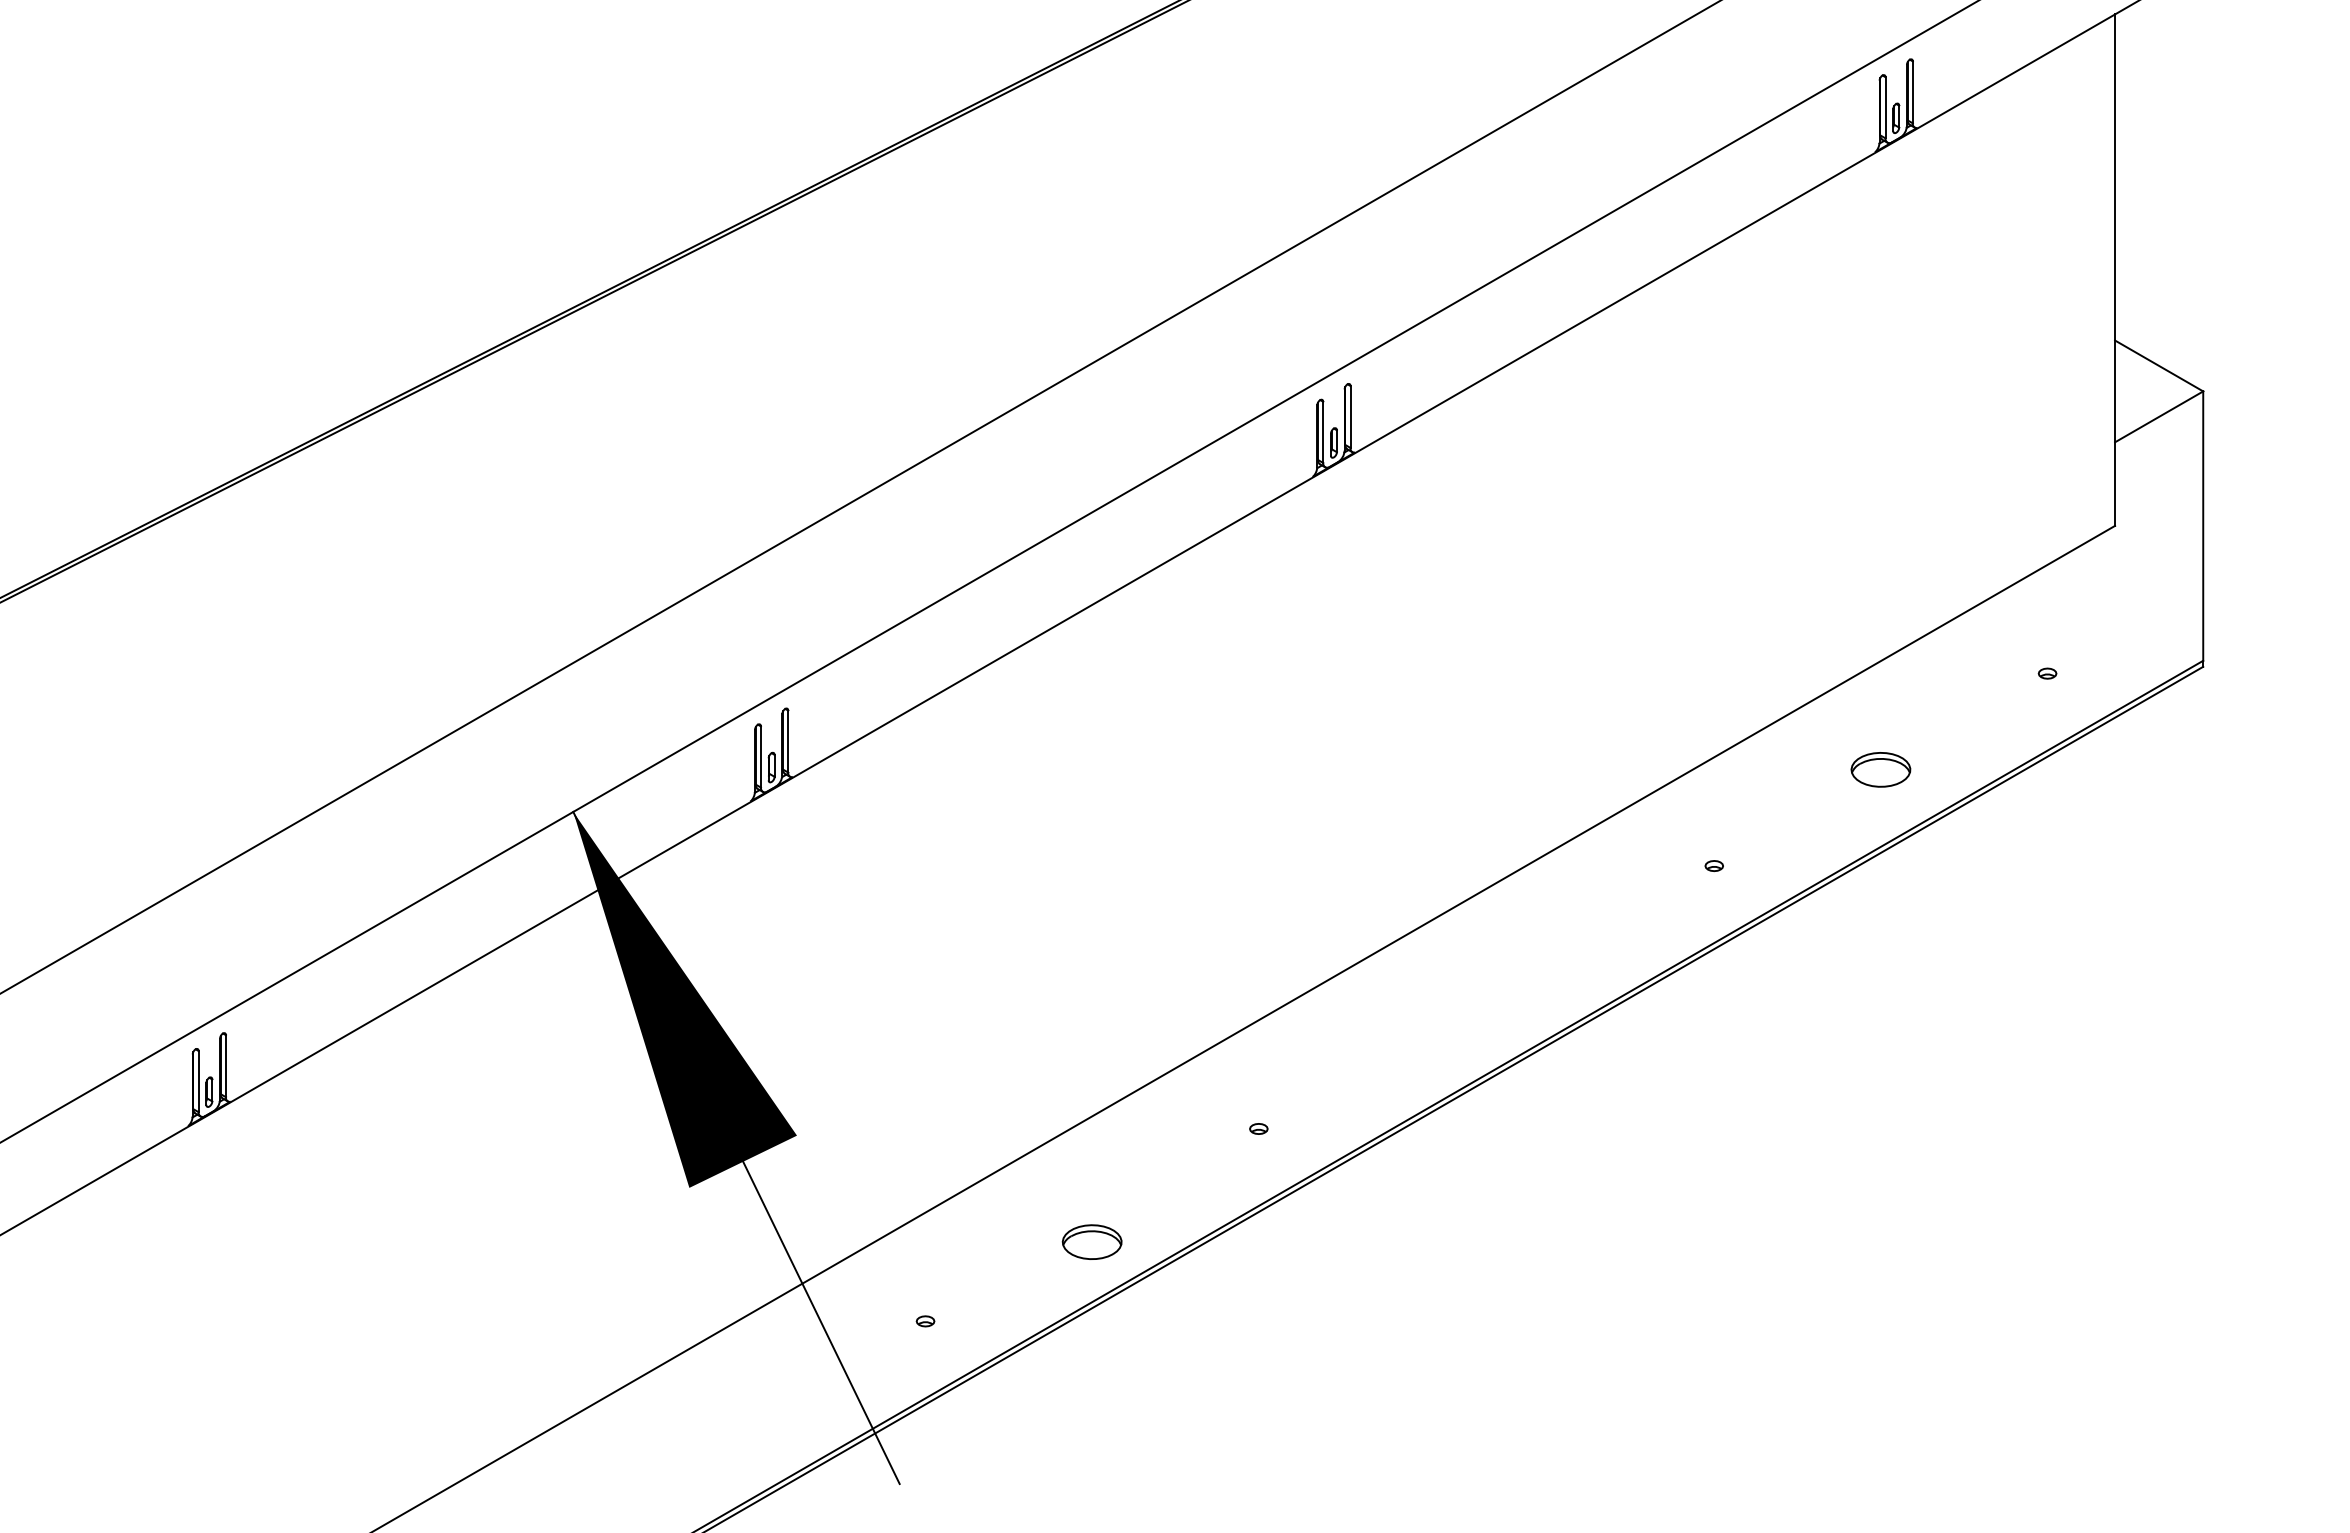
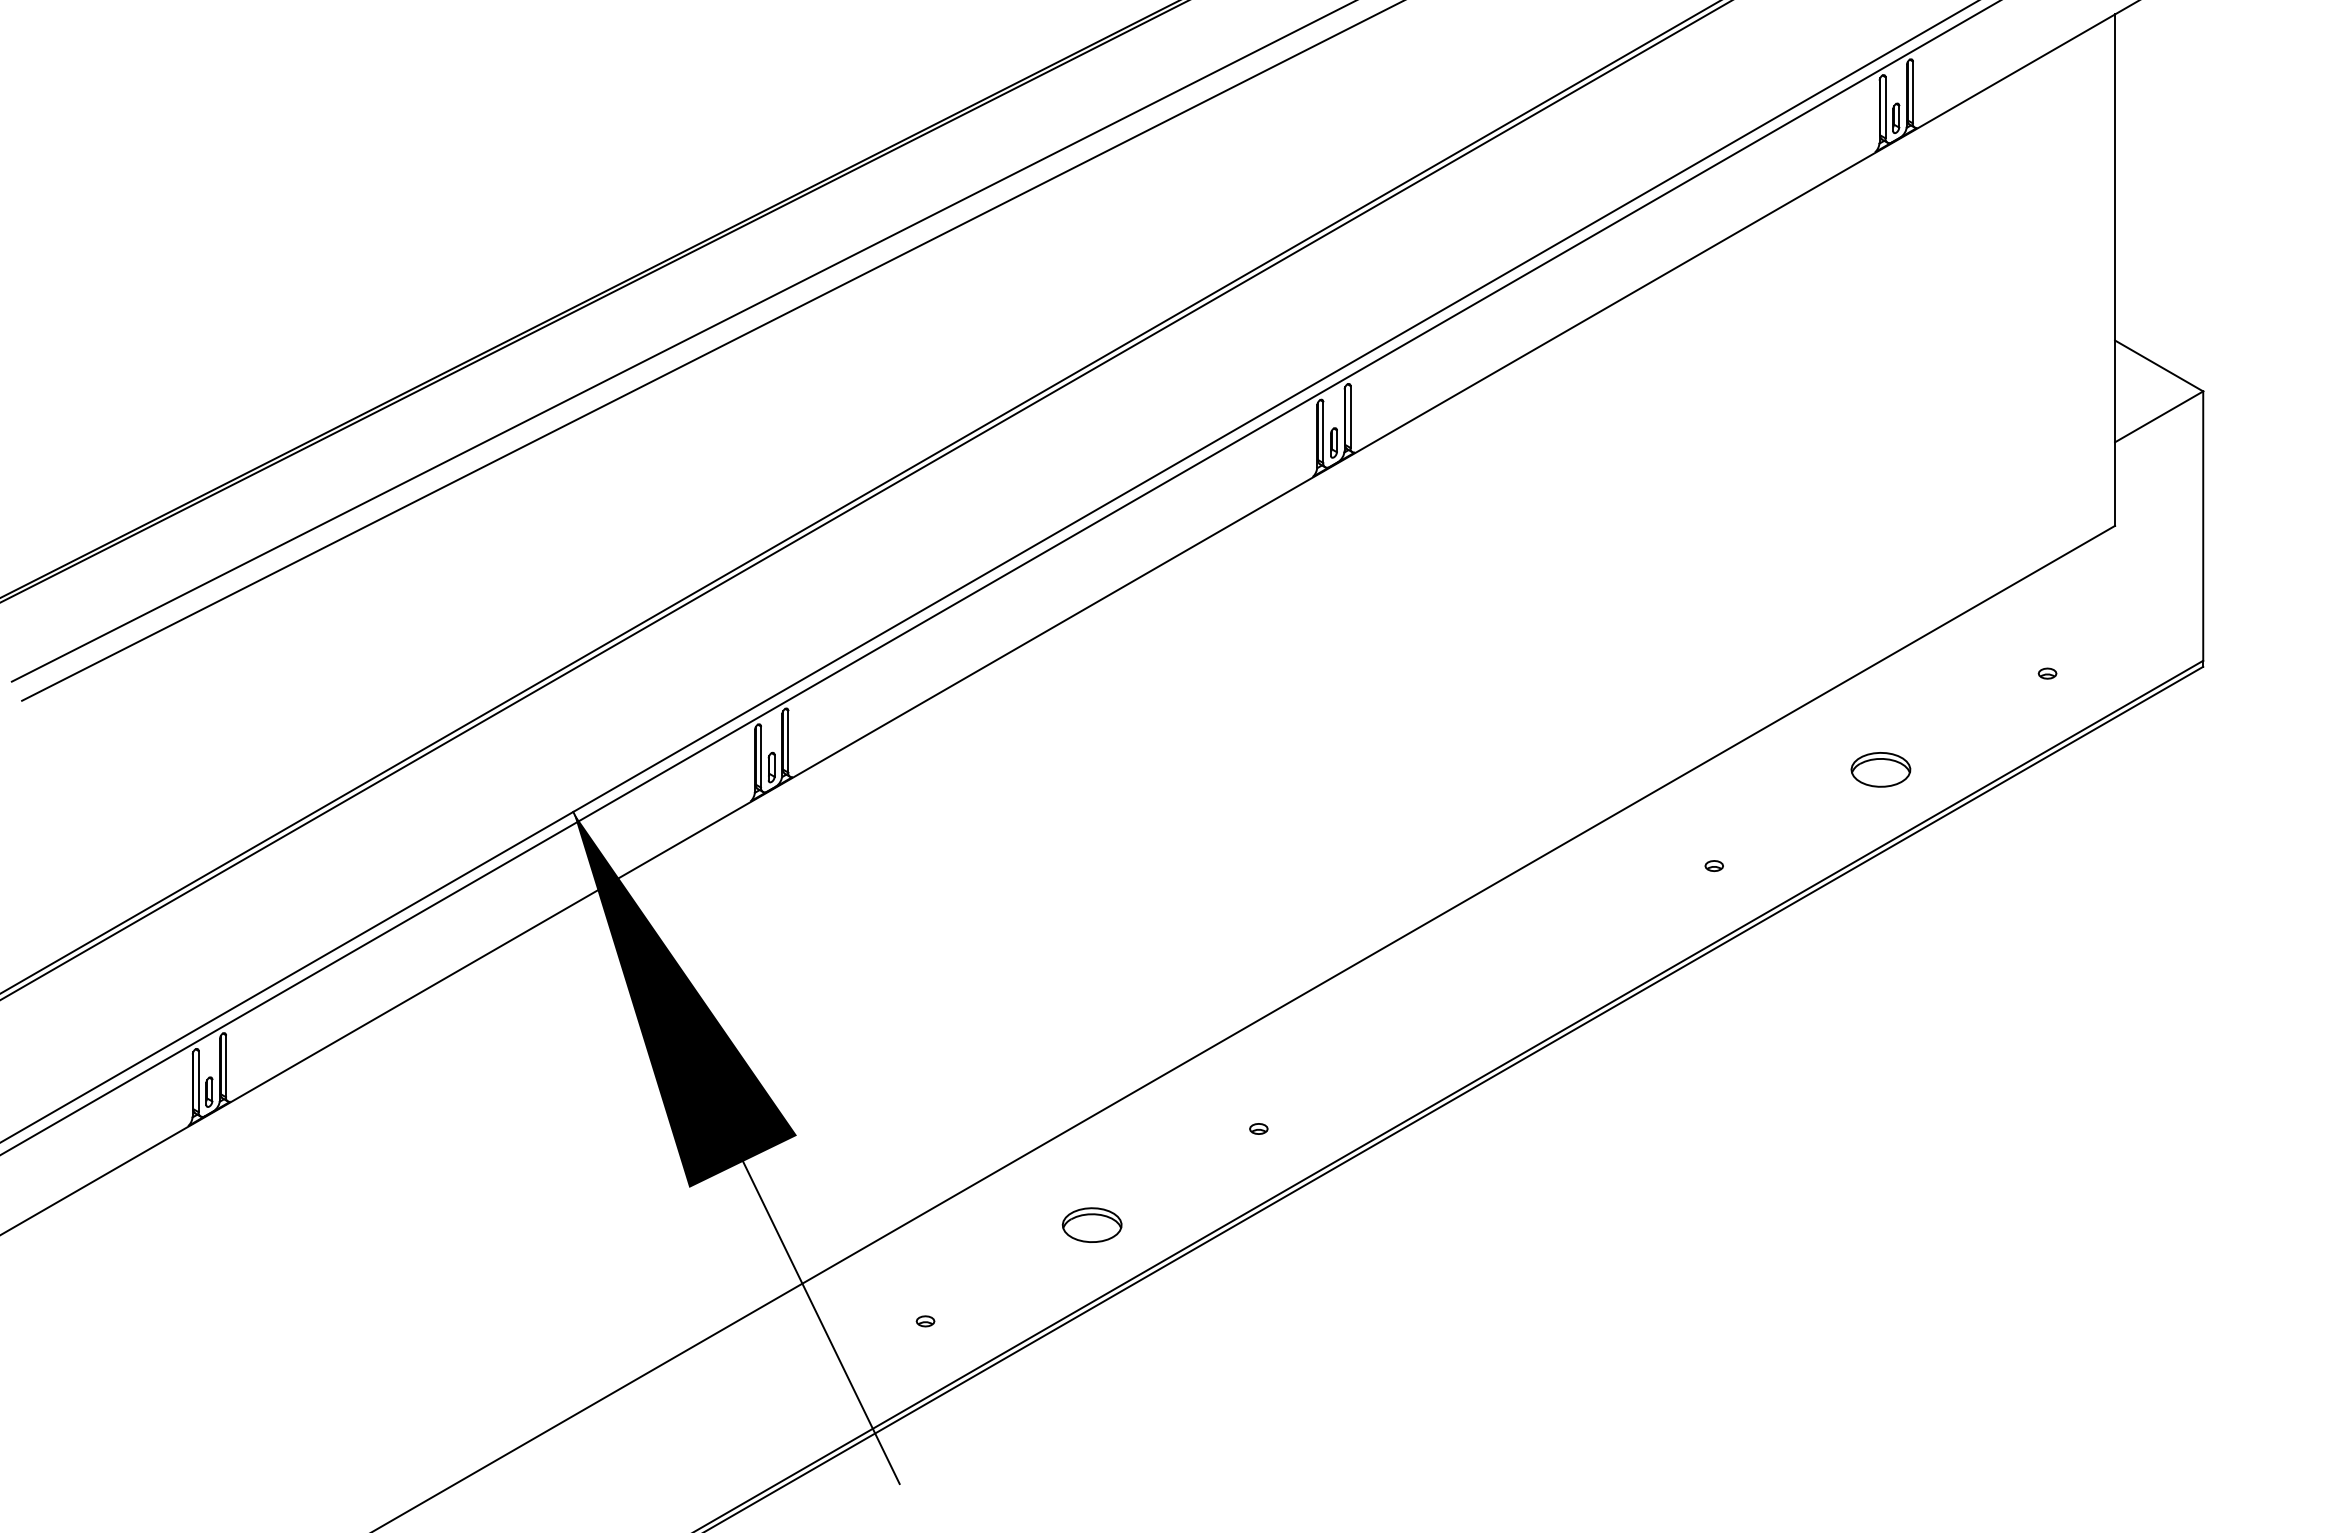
line: none -> present (682, 341)
line: none -> present (711, 351)
line: none -> present (865, 500)
line: none -> present (999, 577)
part position: (1091, 1241) -> (1091, 1224) (1091, 1224)
